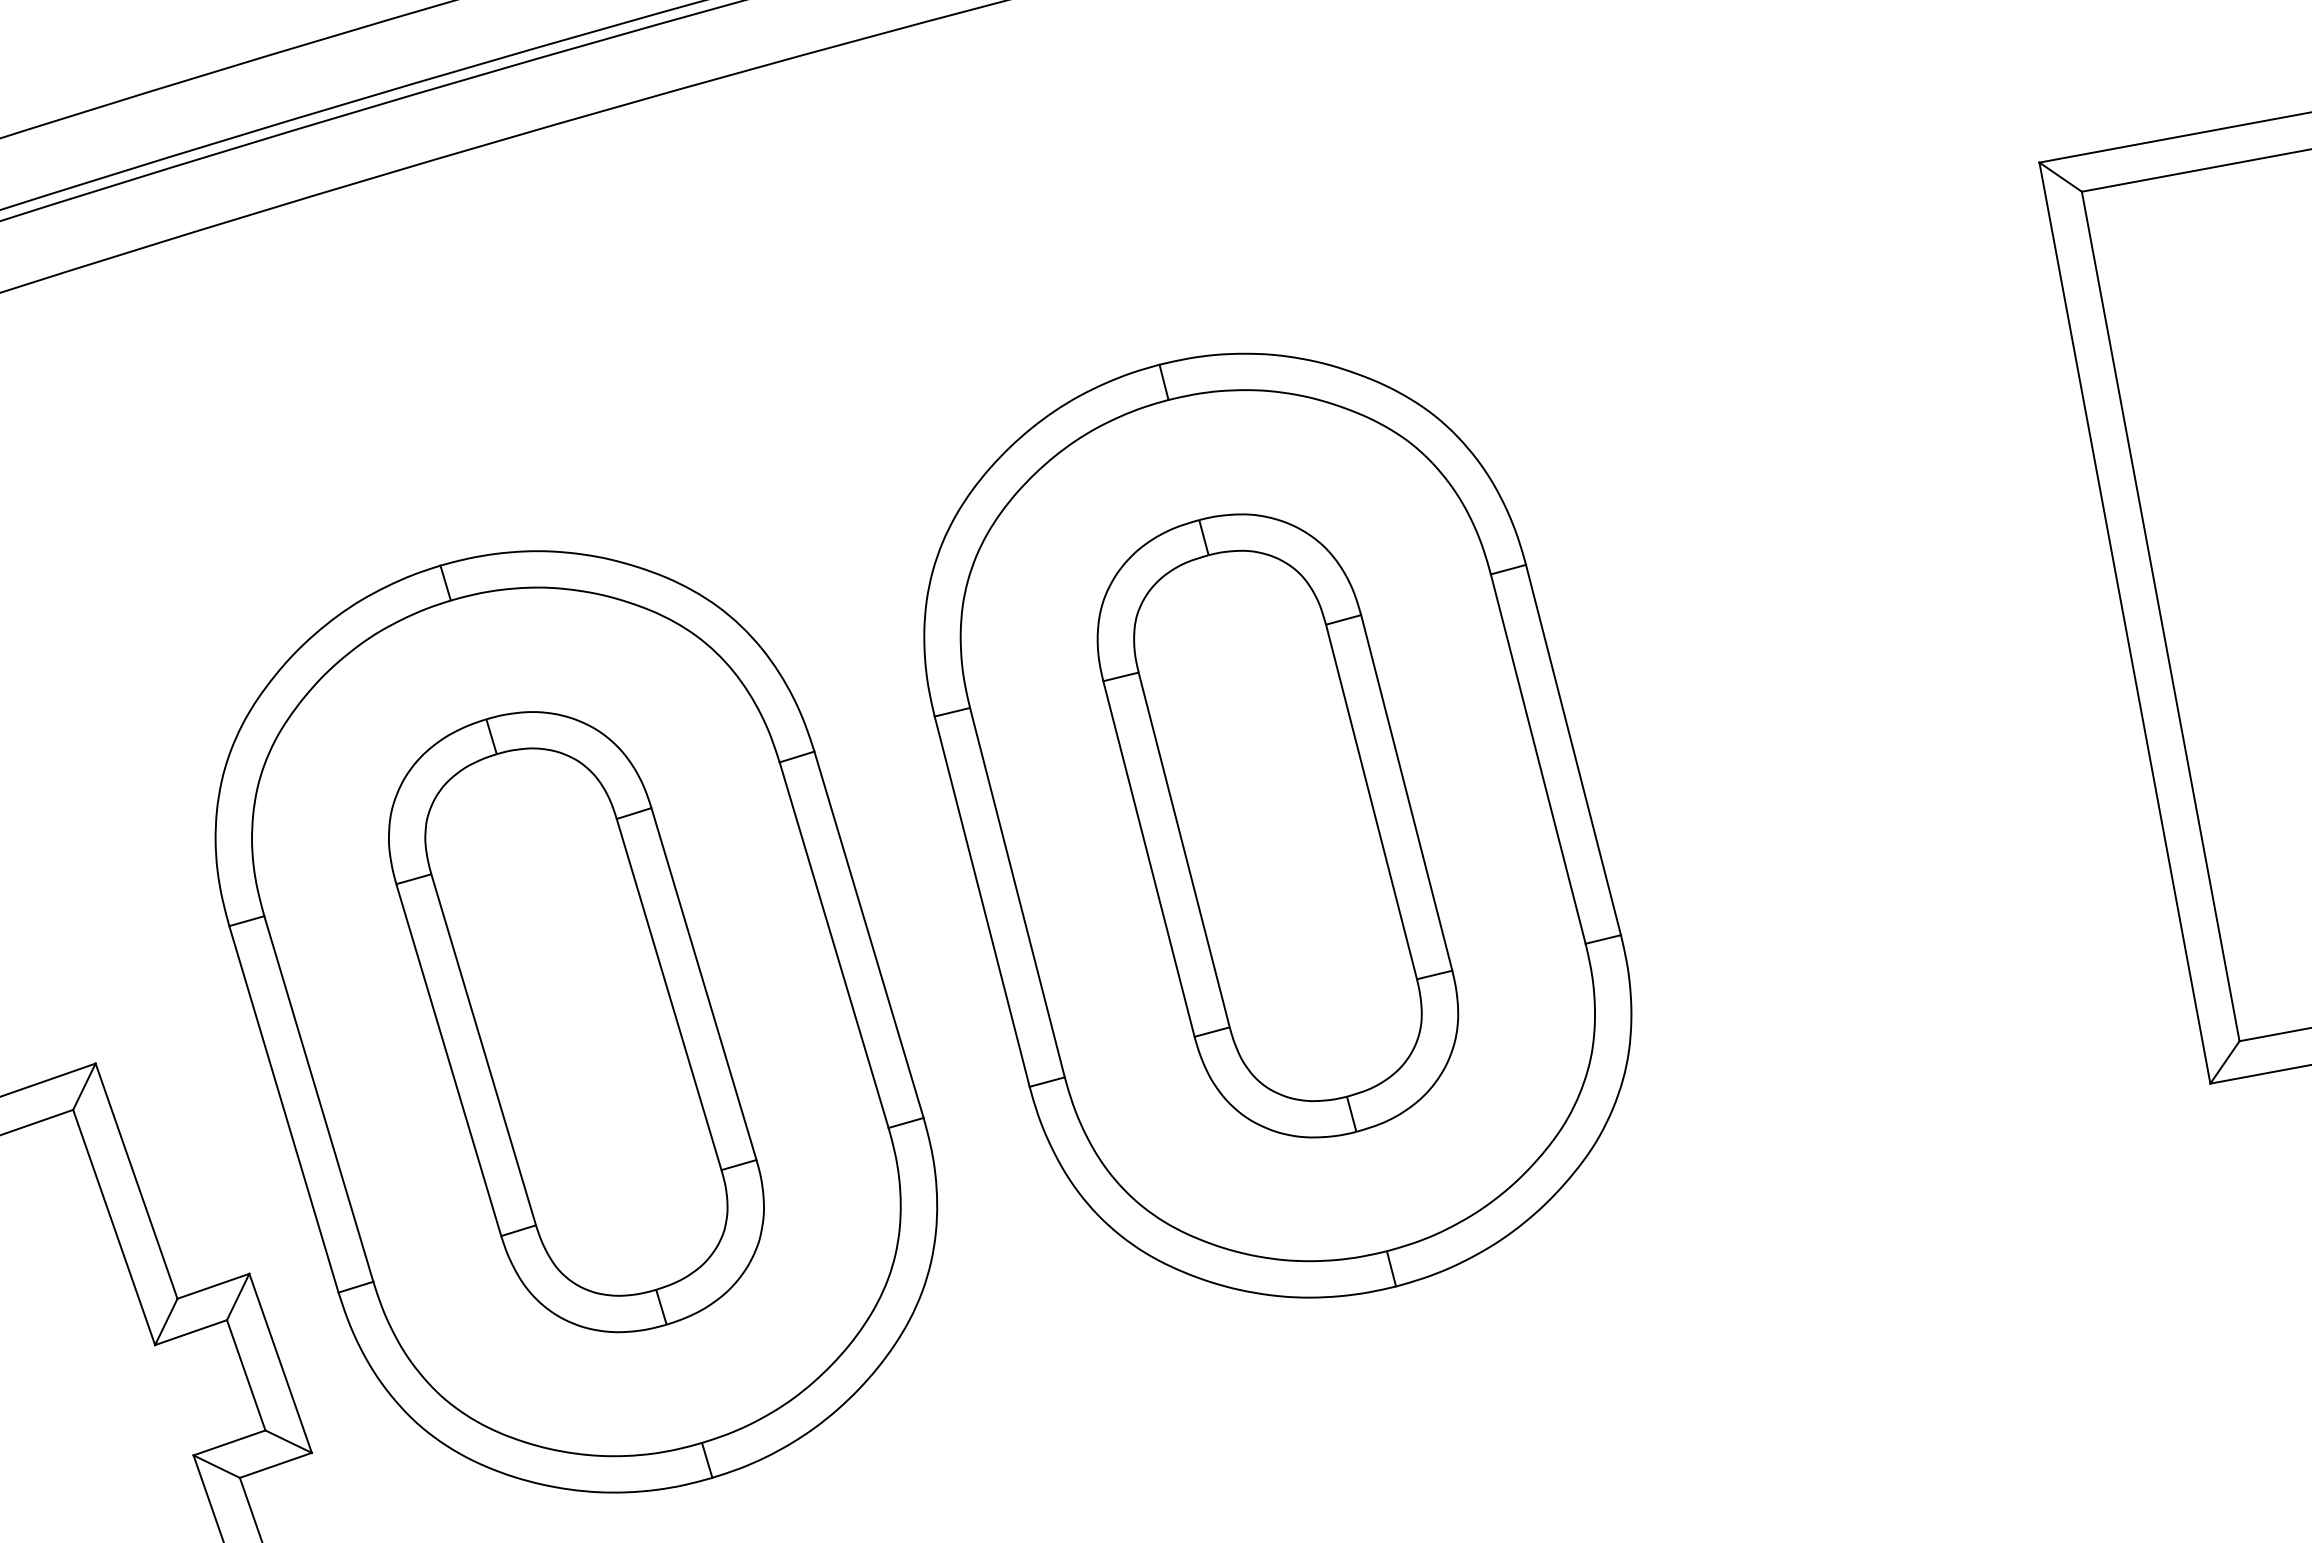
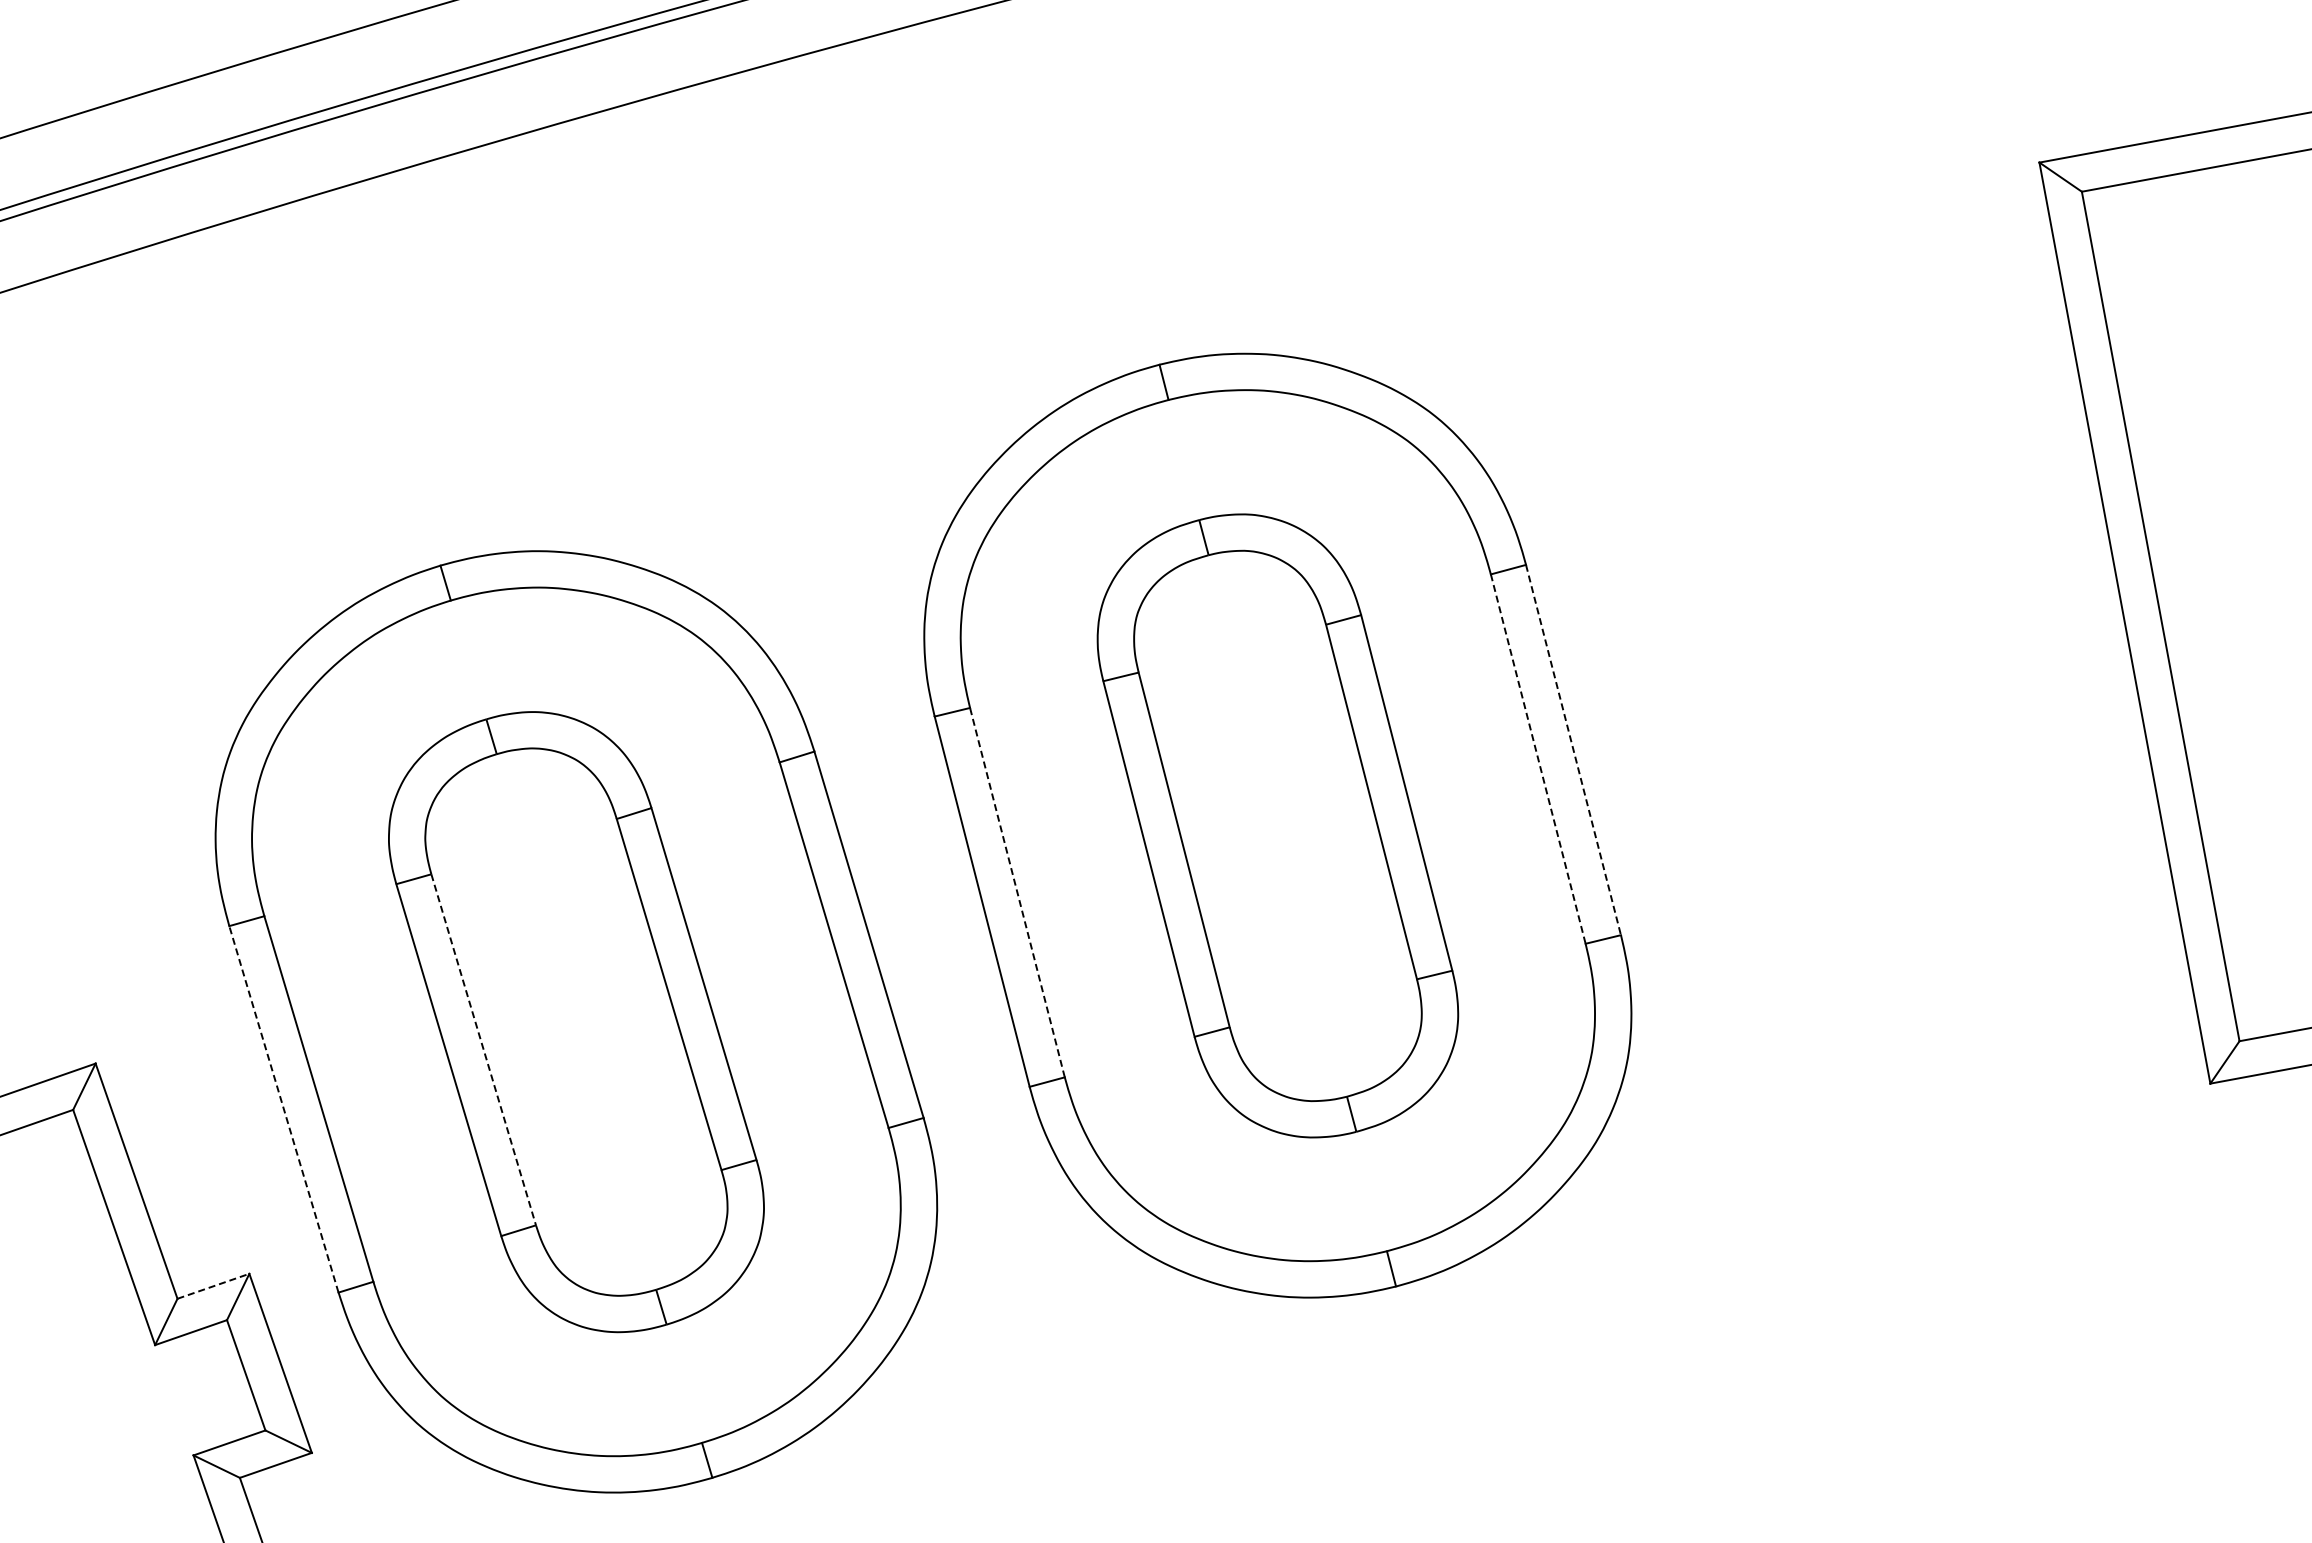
line: solid -> dashed (1573, 750)
line: solid -> dashed (1538, 759)
line: solid -> dashed (1017, 892)
line: solid -> dashed (483, 1050)
line: solid -> dashed (283, 1108)
line: solid -> dashed (213, 1286)
